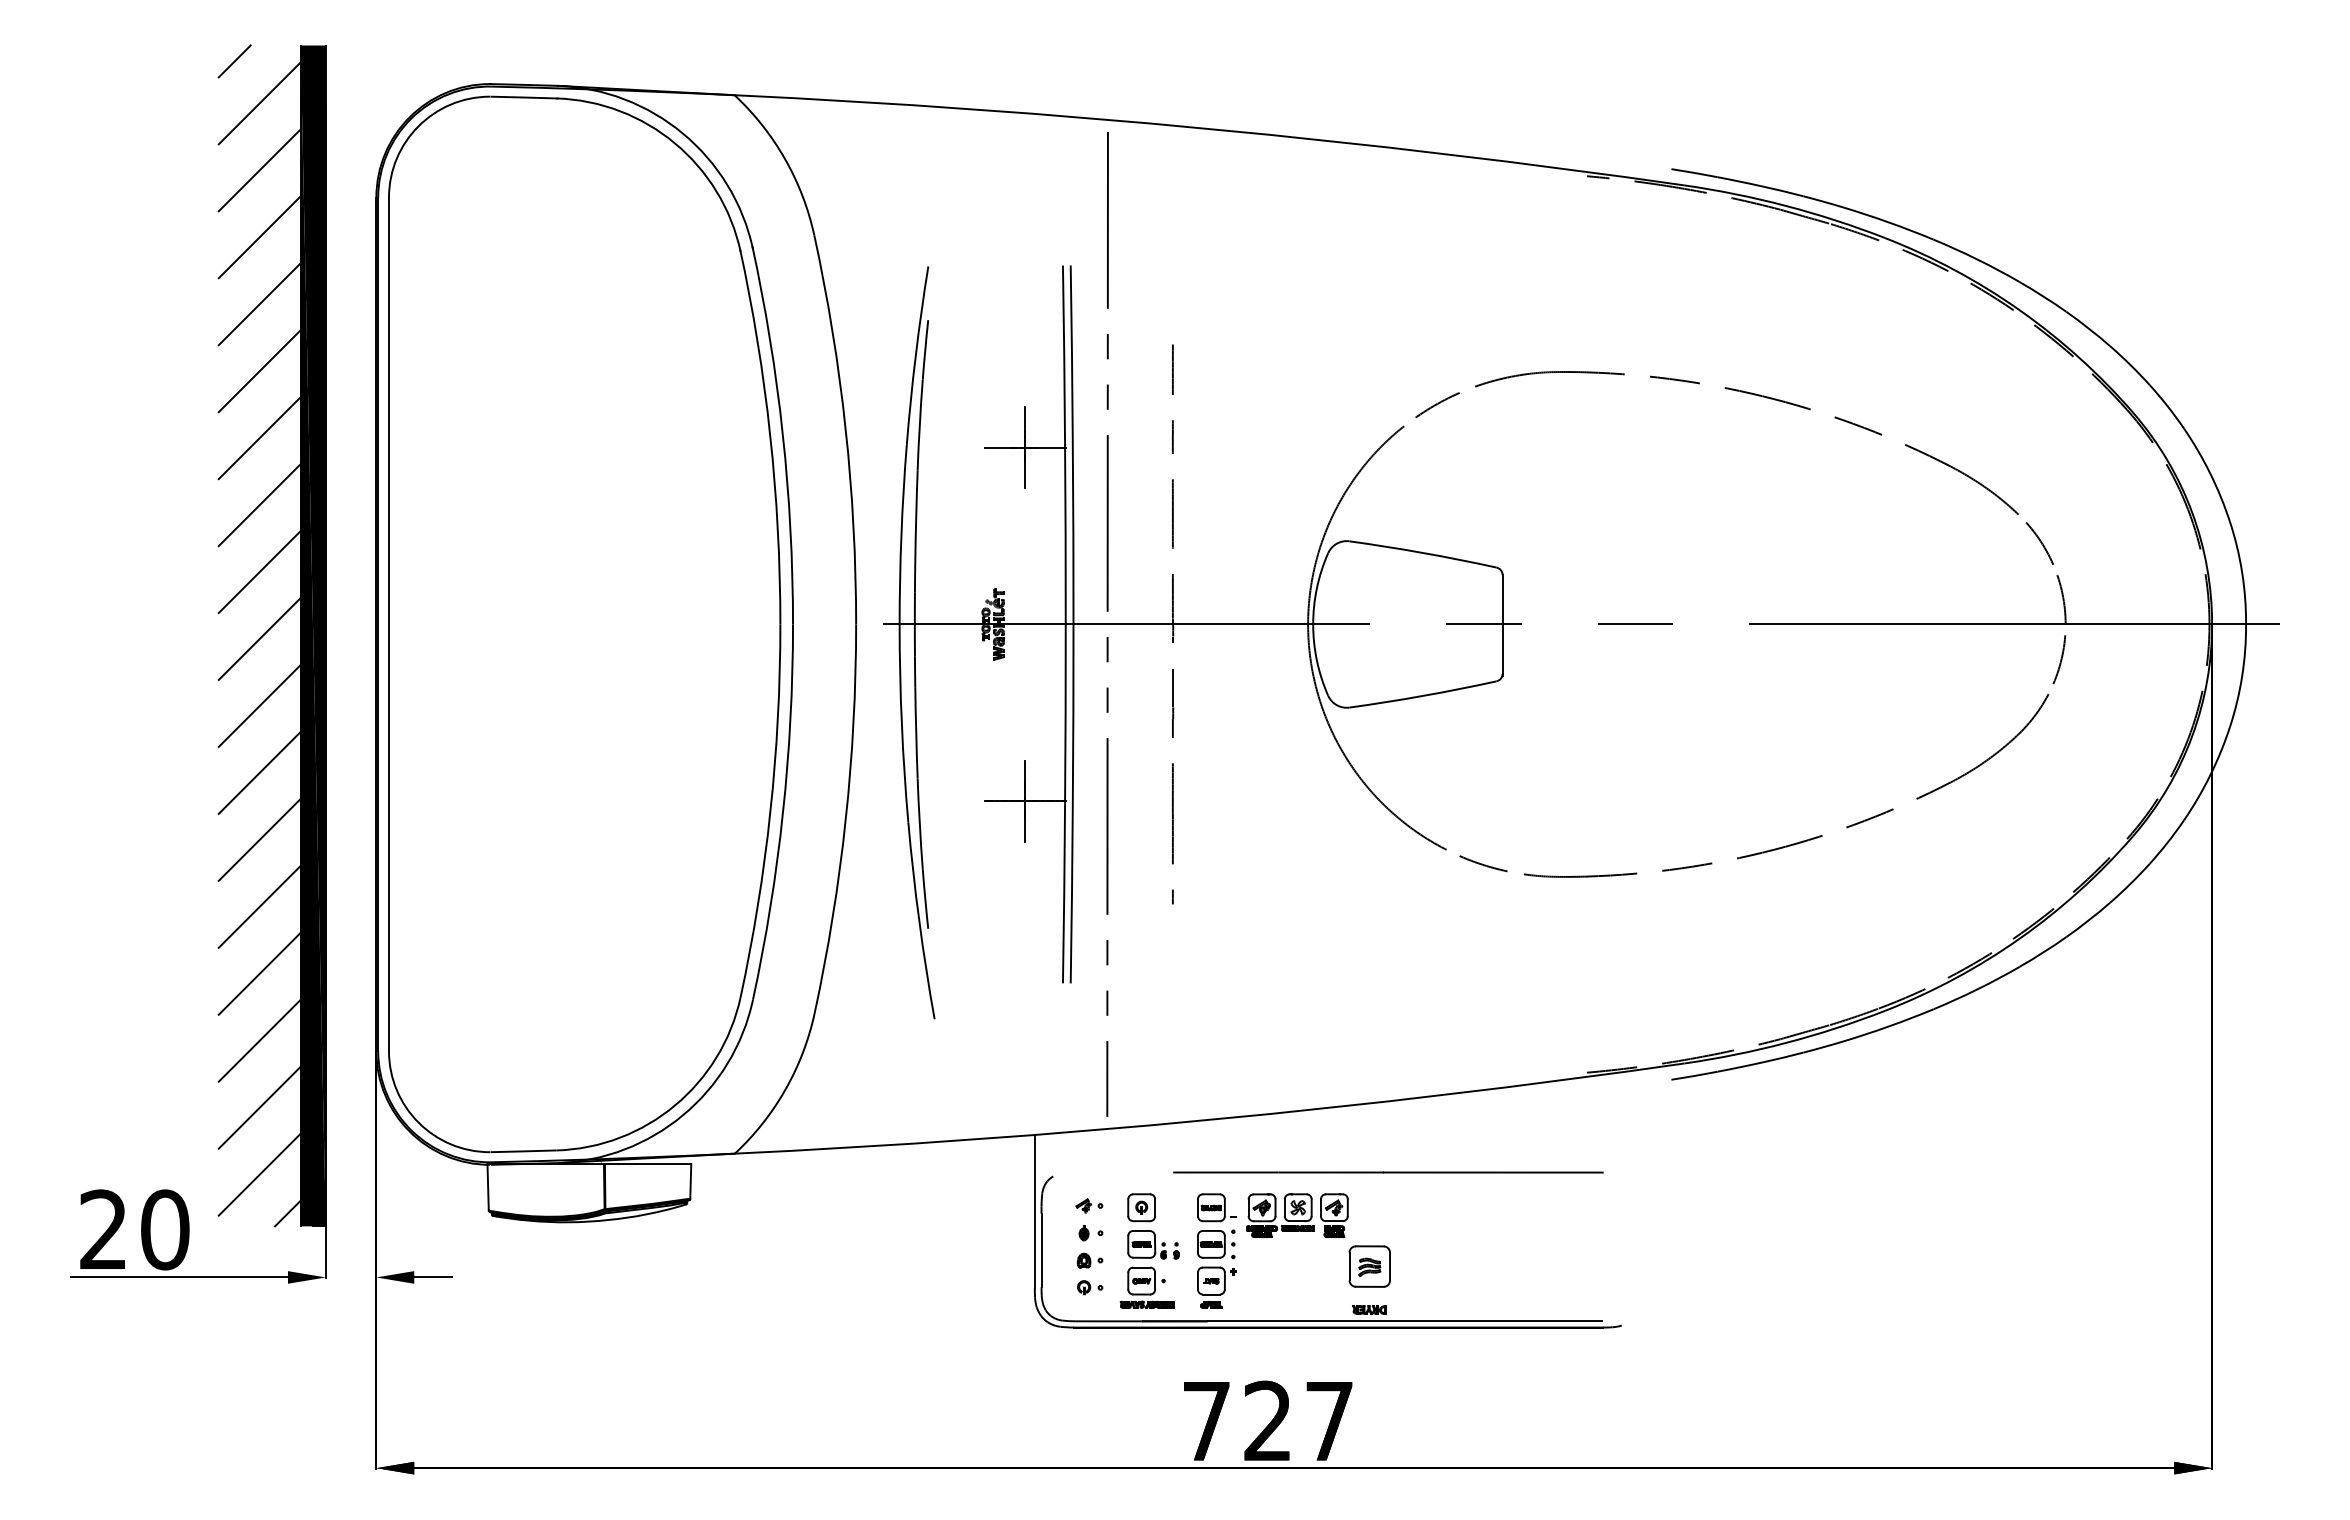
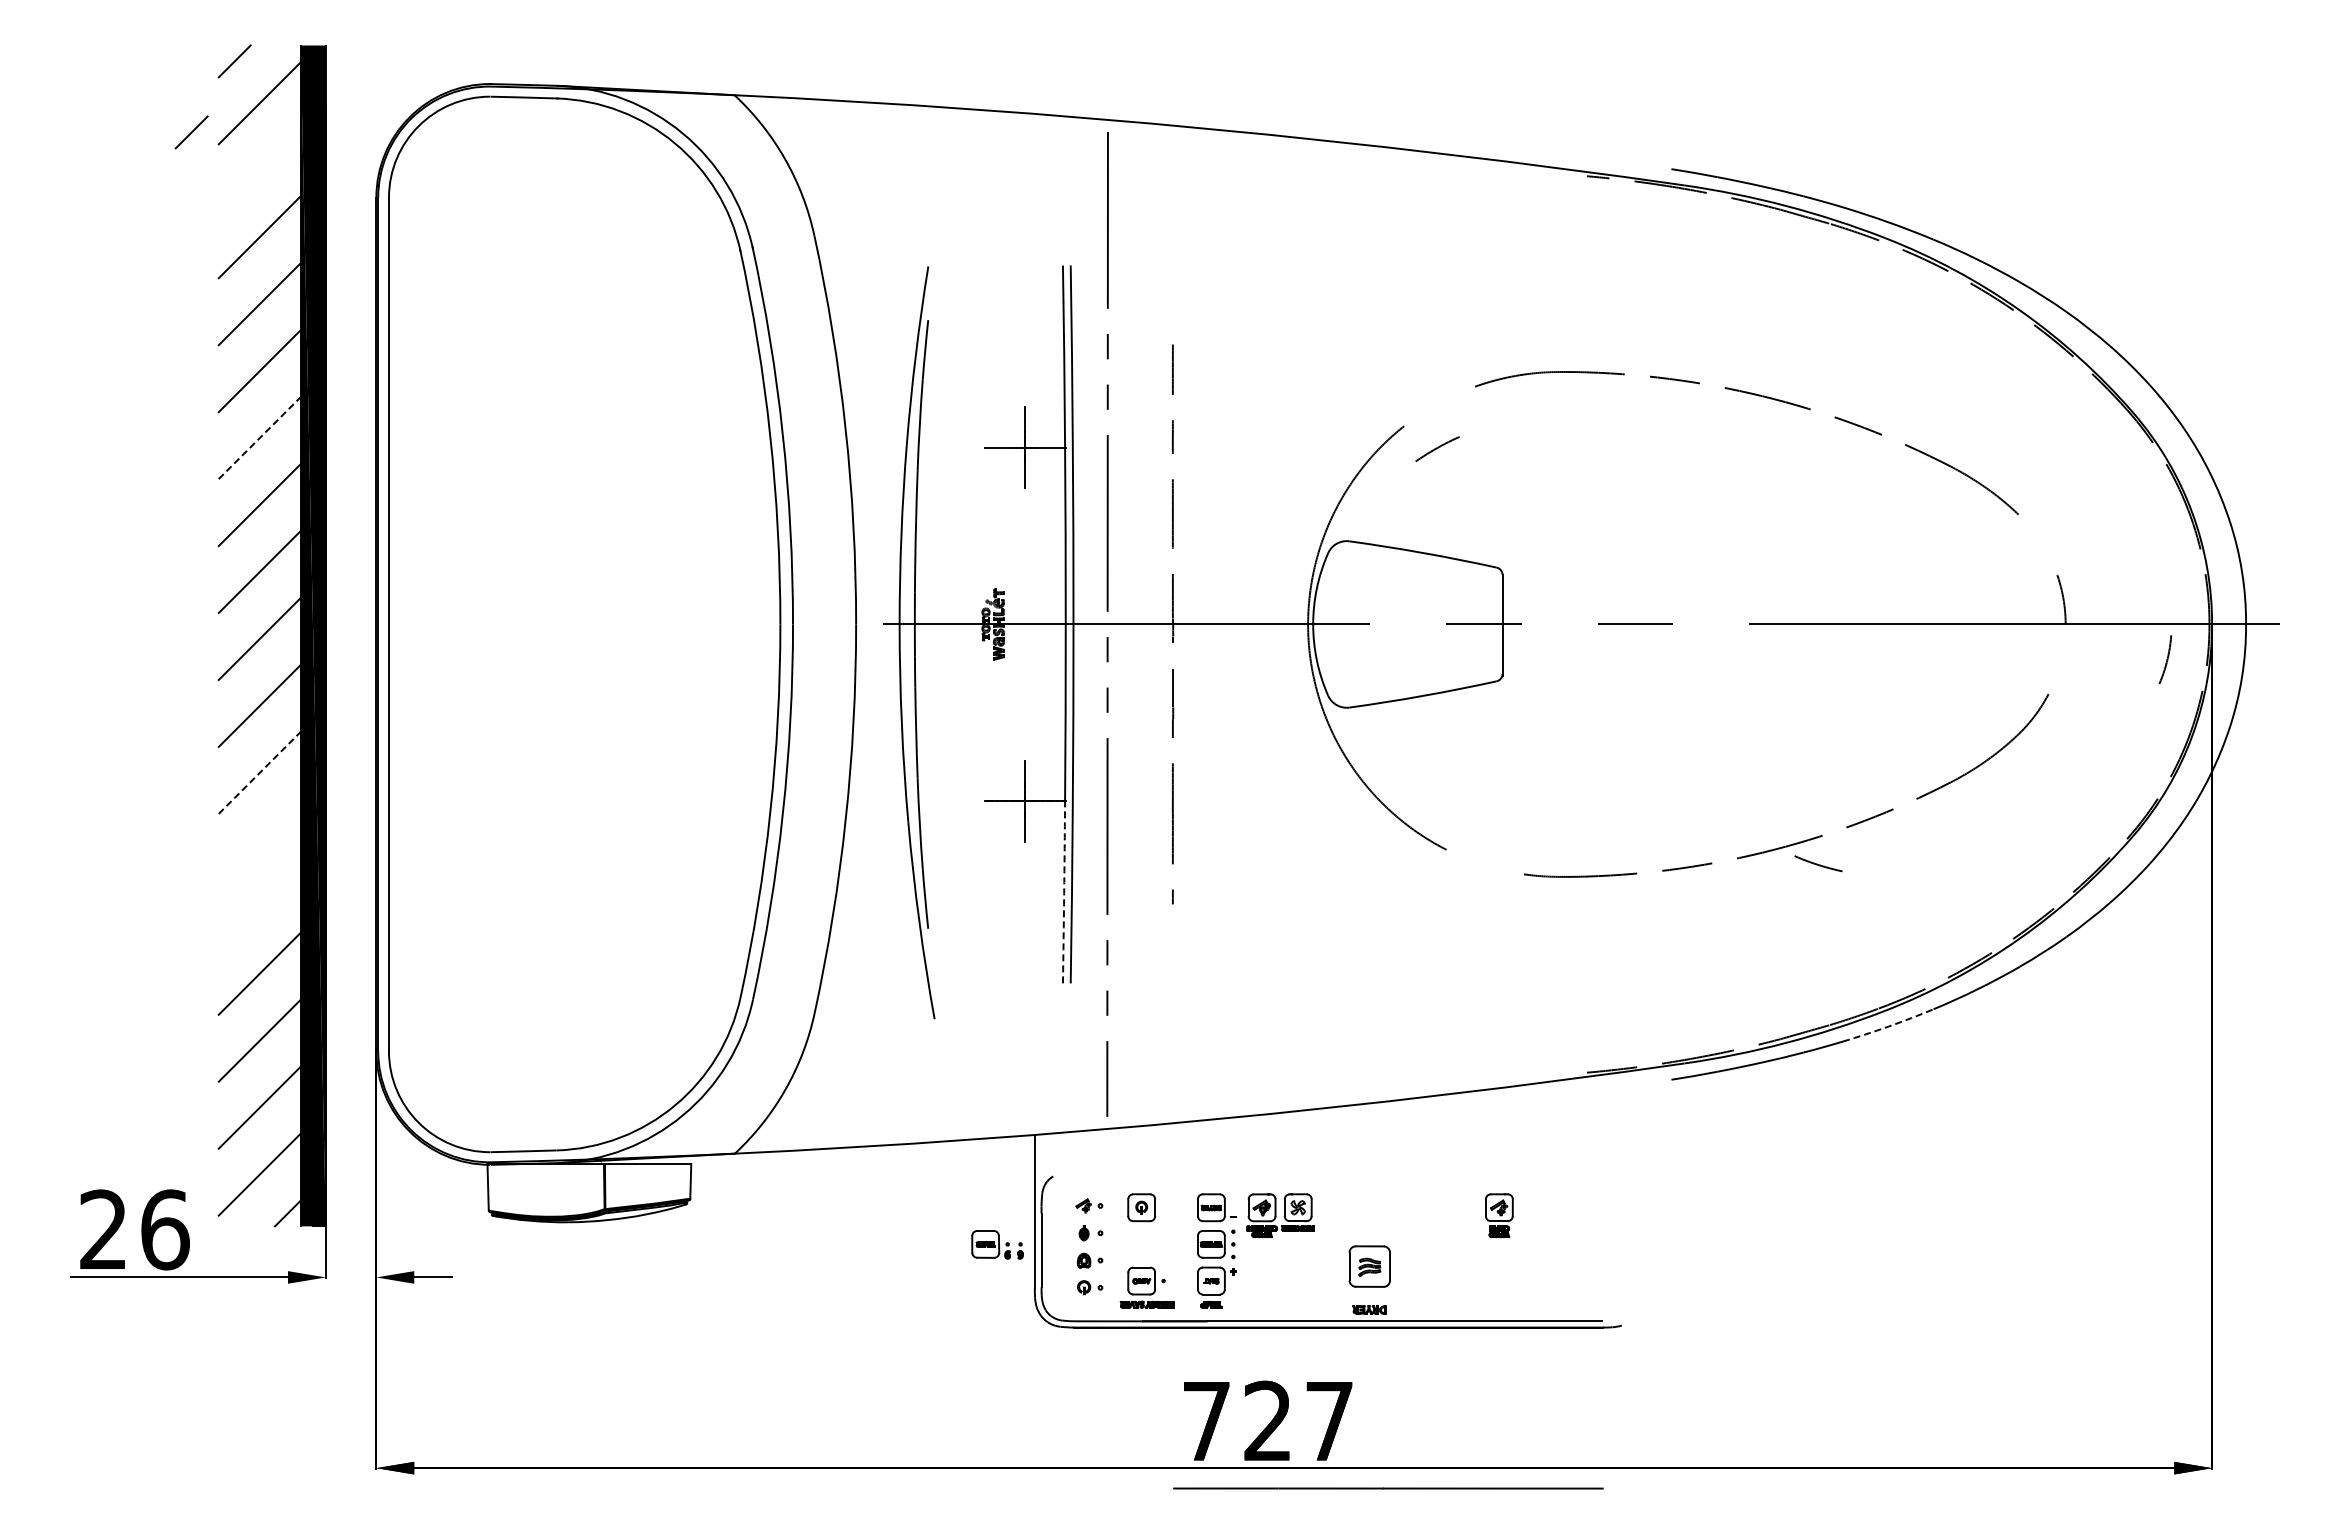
line: none -> present (191, 132)
line: present -> none (259, 170)
curve position: (1437, 404) -> (1437, 448) (1437, 448)
line: solid -> dashed (259, 438)
arc: present -> none (2040, 542)
arc position: (2060, 659) -> (2166, 659) (2166, 659)
line: solid -> dashed (259, 773)
line: present -> none (259, 839)
curve position: (1482, 863) -> (1817, 863) (1817, 863)
arc: solid -> dashed (1064, 893)
line: present -> none (259, 906)
arc: solid -> dashed (1888, 1026)
line position: (1388, 1172) -> (1388, 1488) (1388, 1488)
part position: (1334, 1215) -> (1499, 1215) (1499, 1215)
text: 20 -> 26 (165, 1229)
part position: (1153, 1244) -> (997, 1244) (997, 1244)
